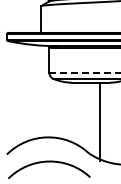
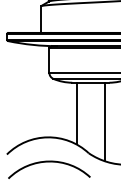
line: dashed -> solid (85, 72)
line: none -> present (76, 113)
line position: (100, 121) -> (105, 121) (105, 121)
